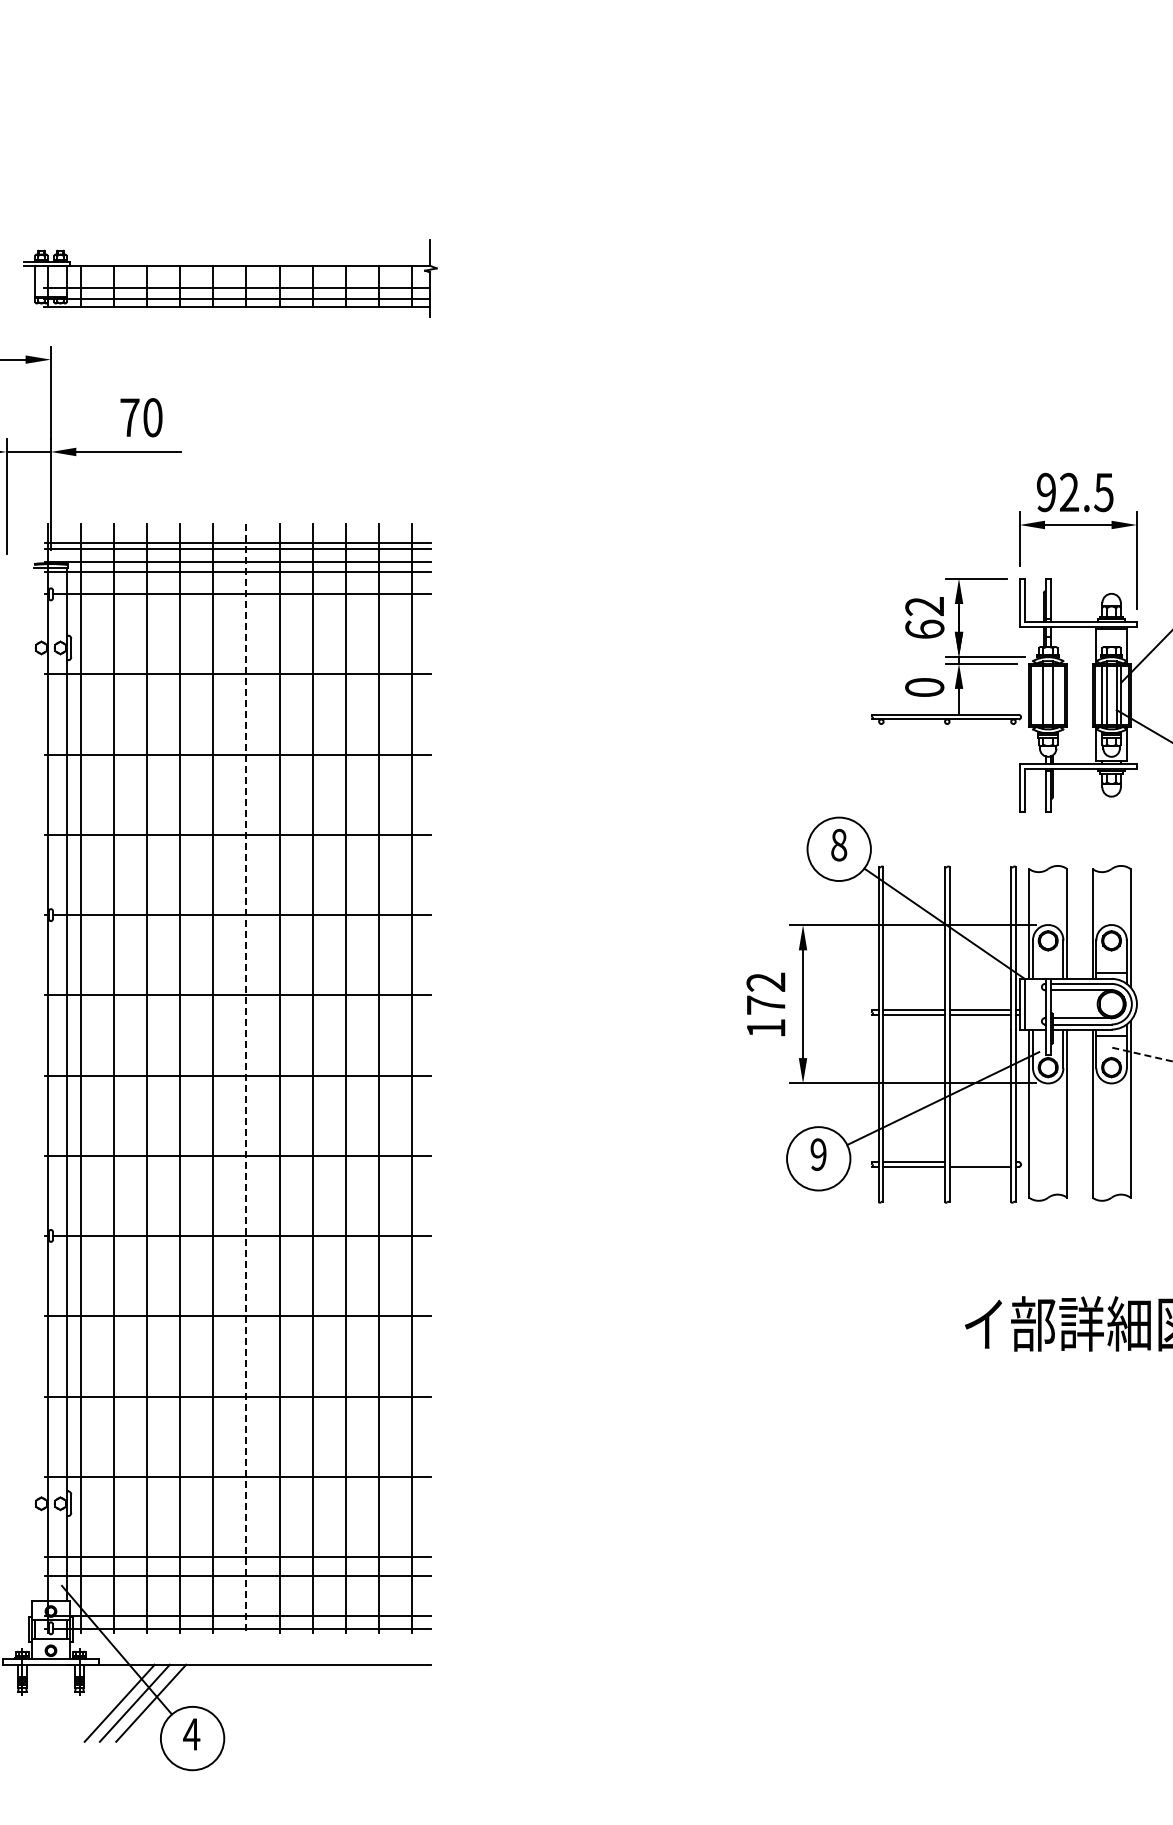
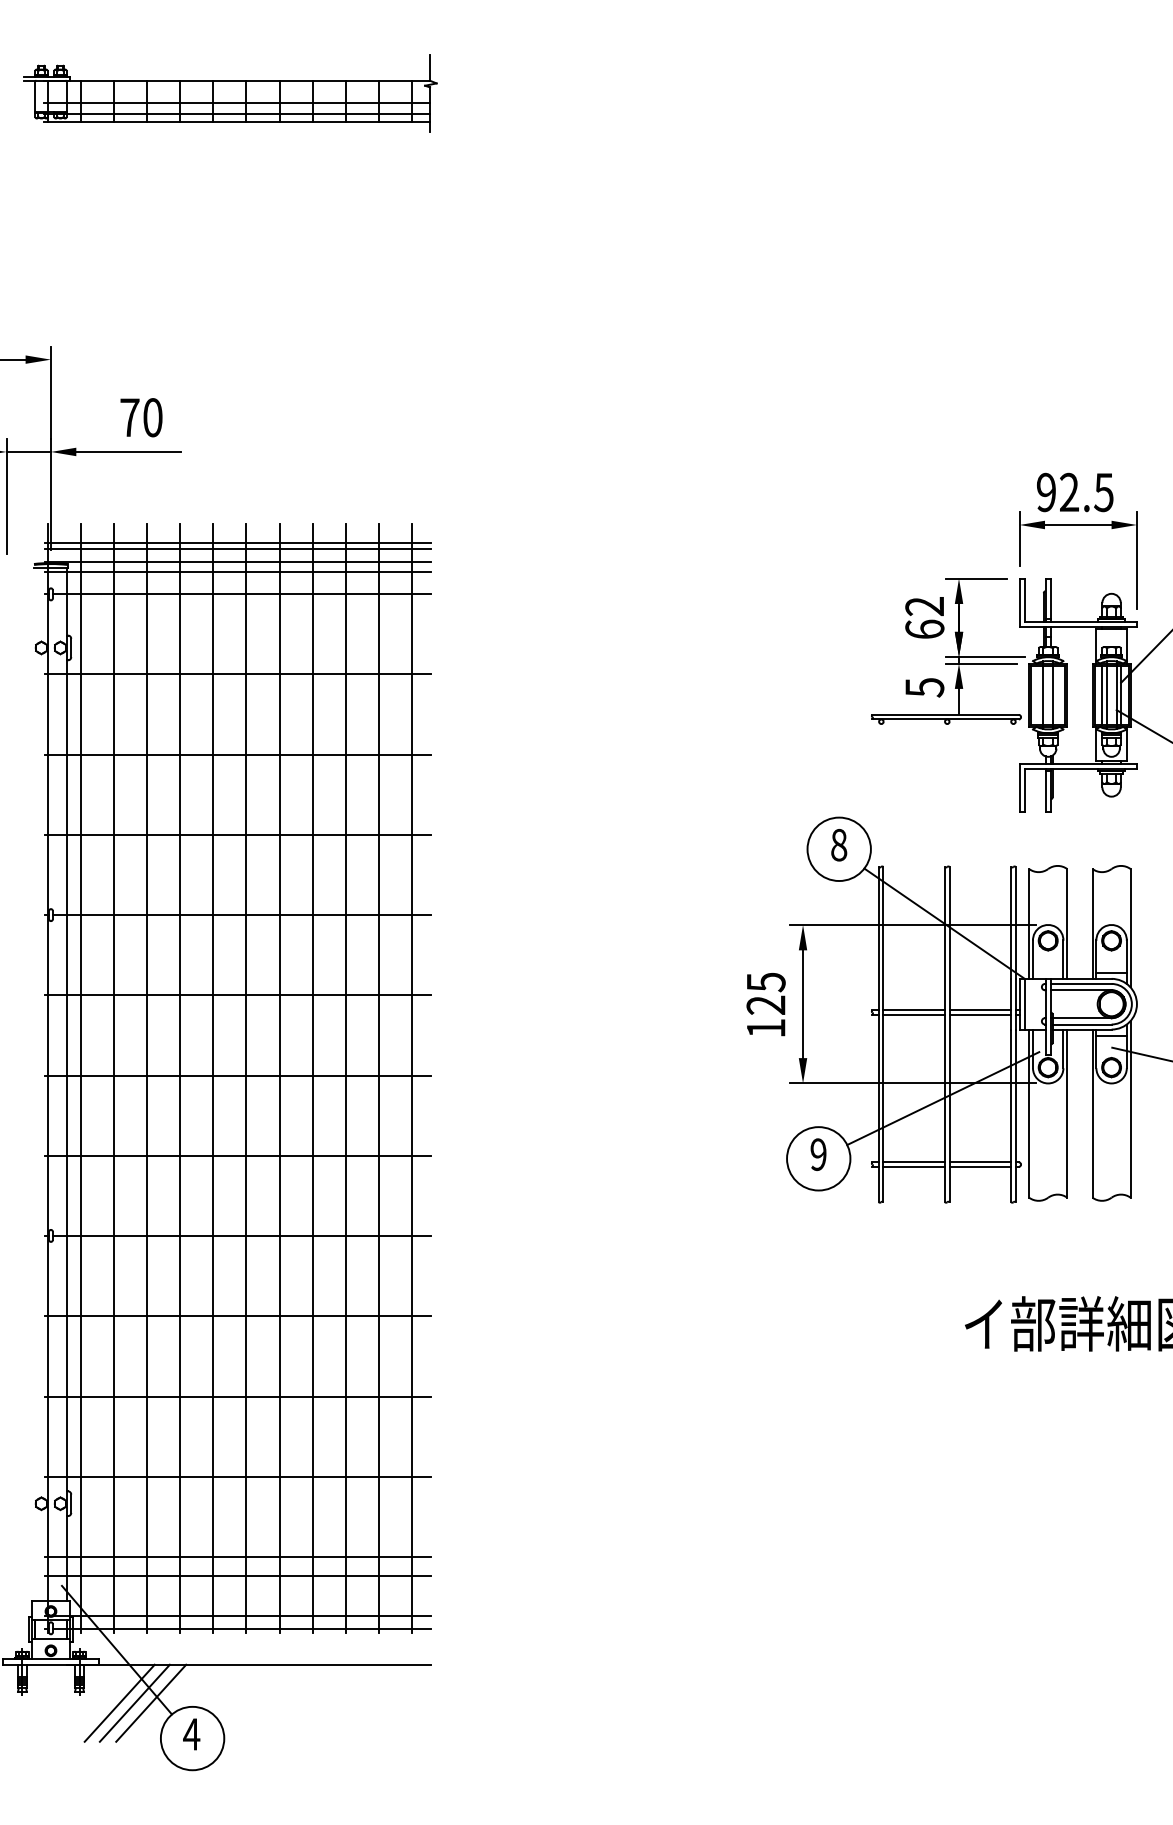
part position: (230, 278) -> (230, 93) (230, 93)
text: 0 -> 5 (924, 687)
text: 172 -> 125 (765, 993)
line: dashed -> solid (1142, 1054)
line: dashed -> solid (246, 1078)
line: none -> present (980, 1162)
